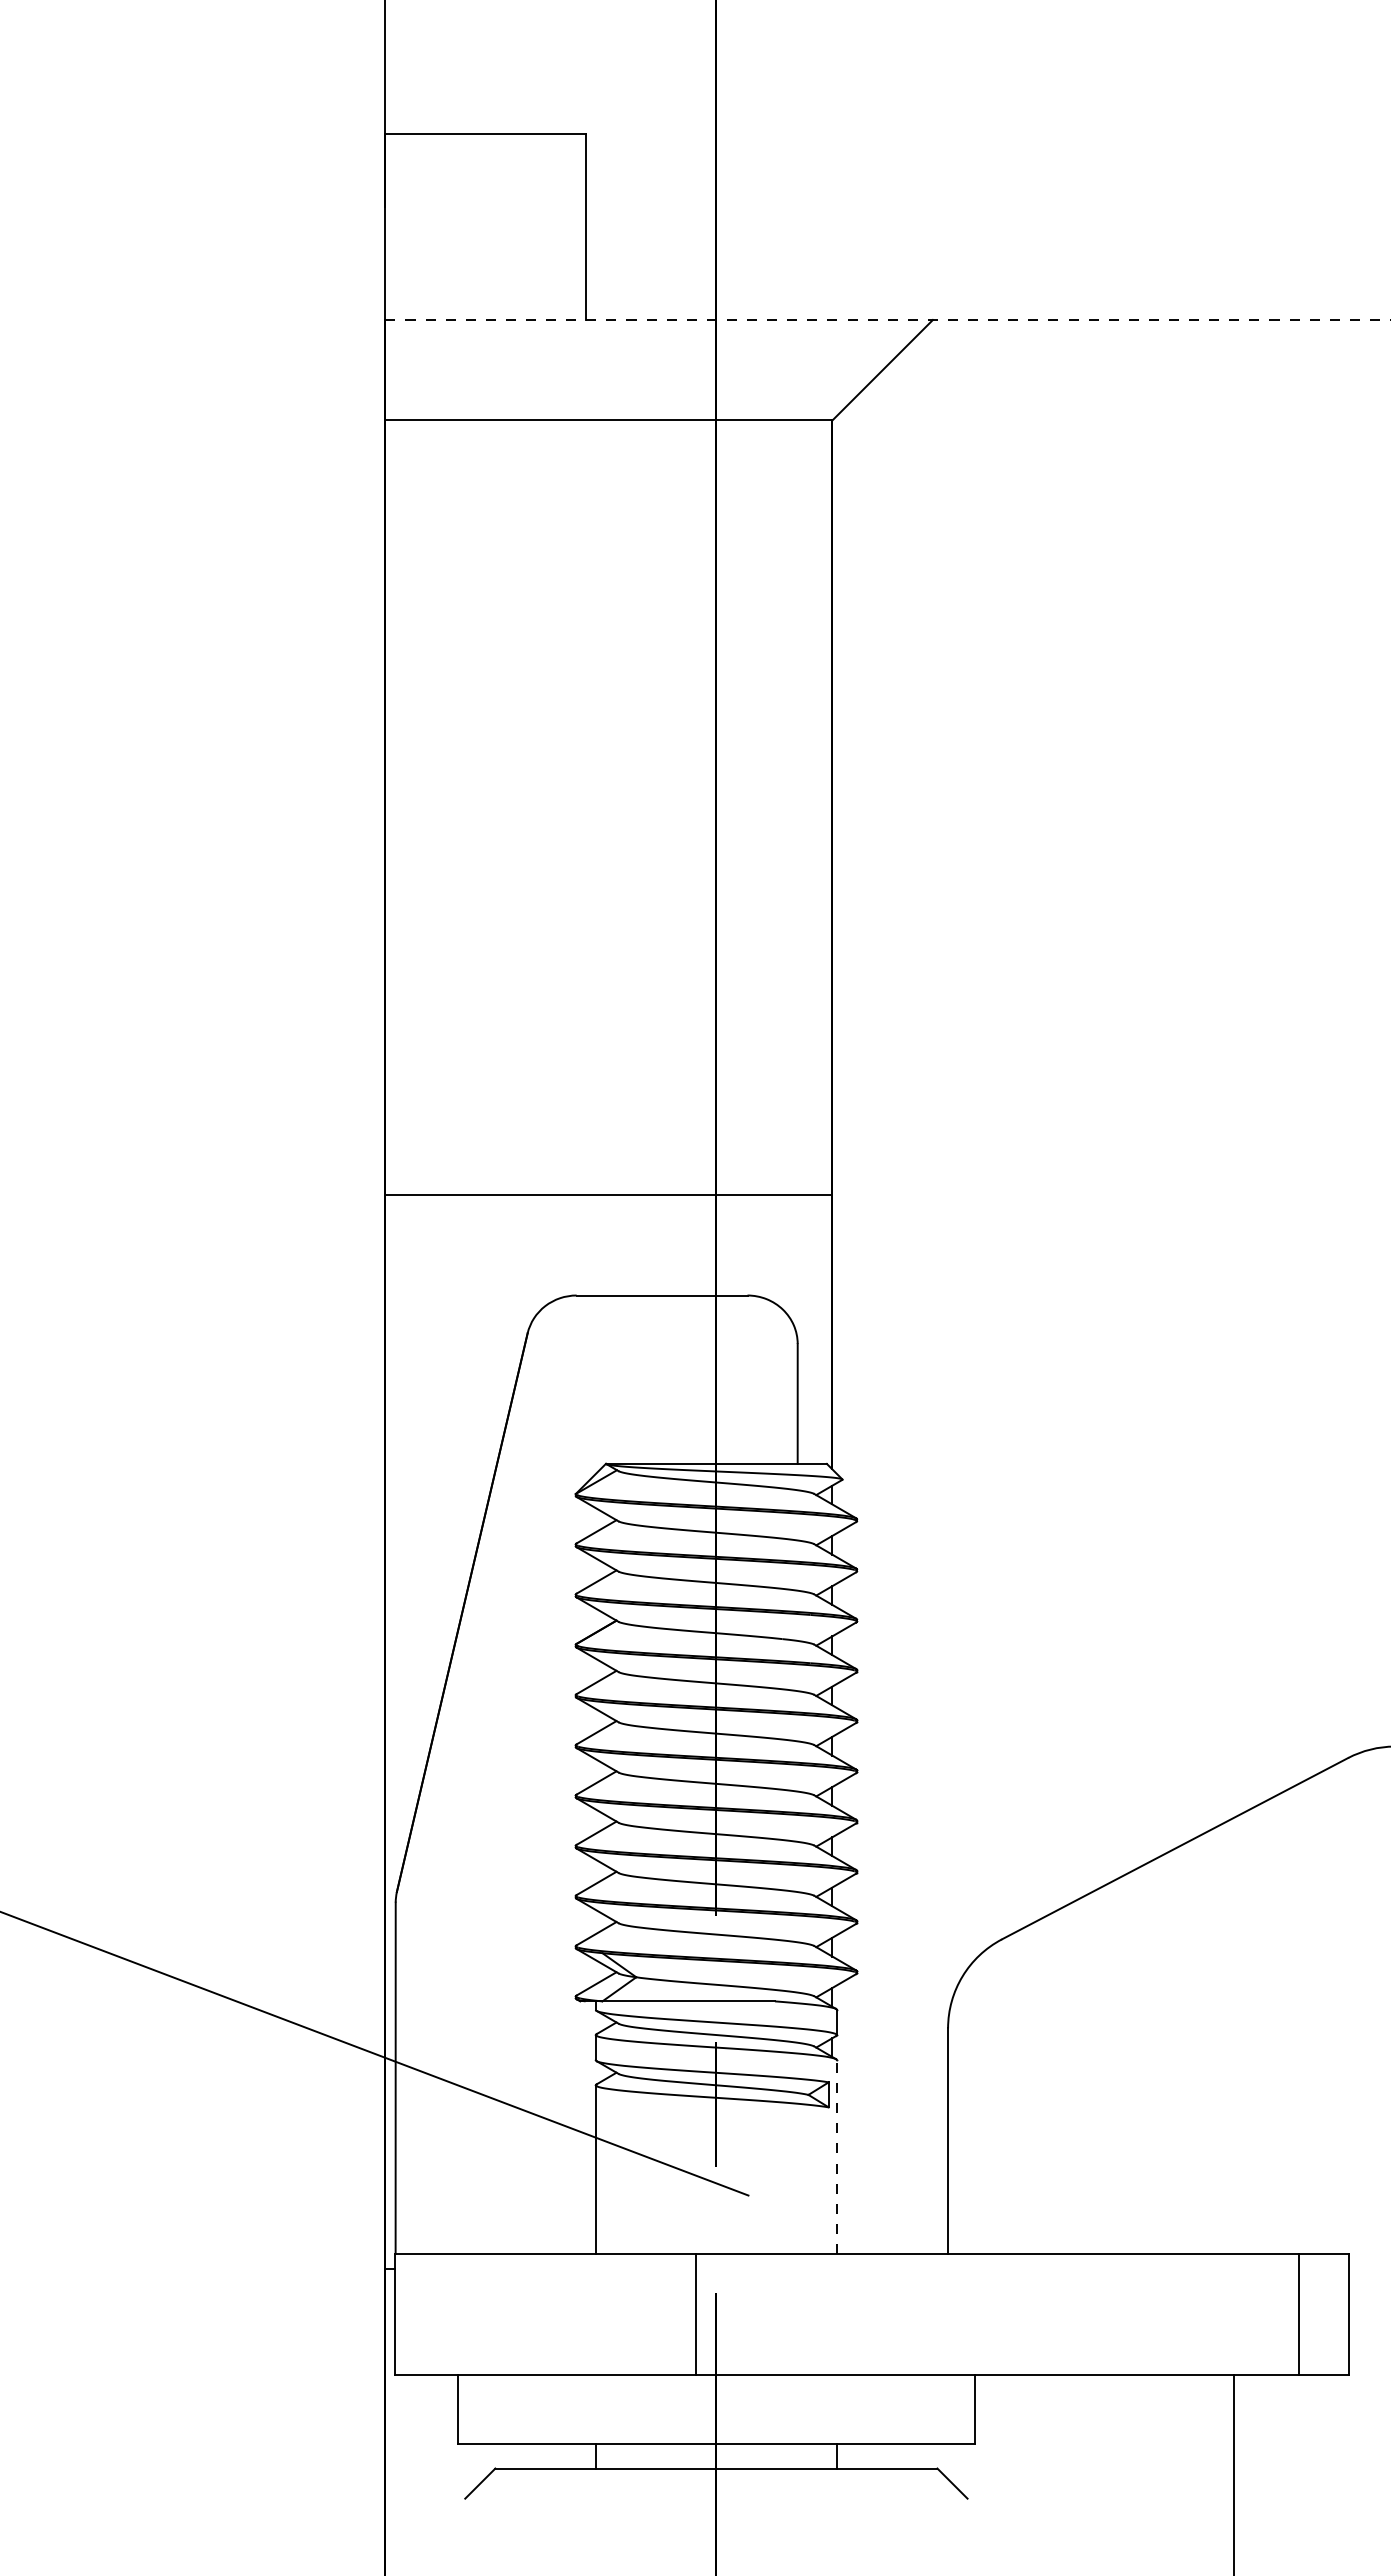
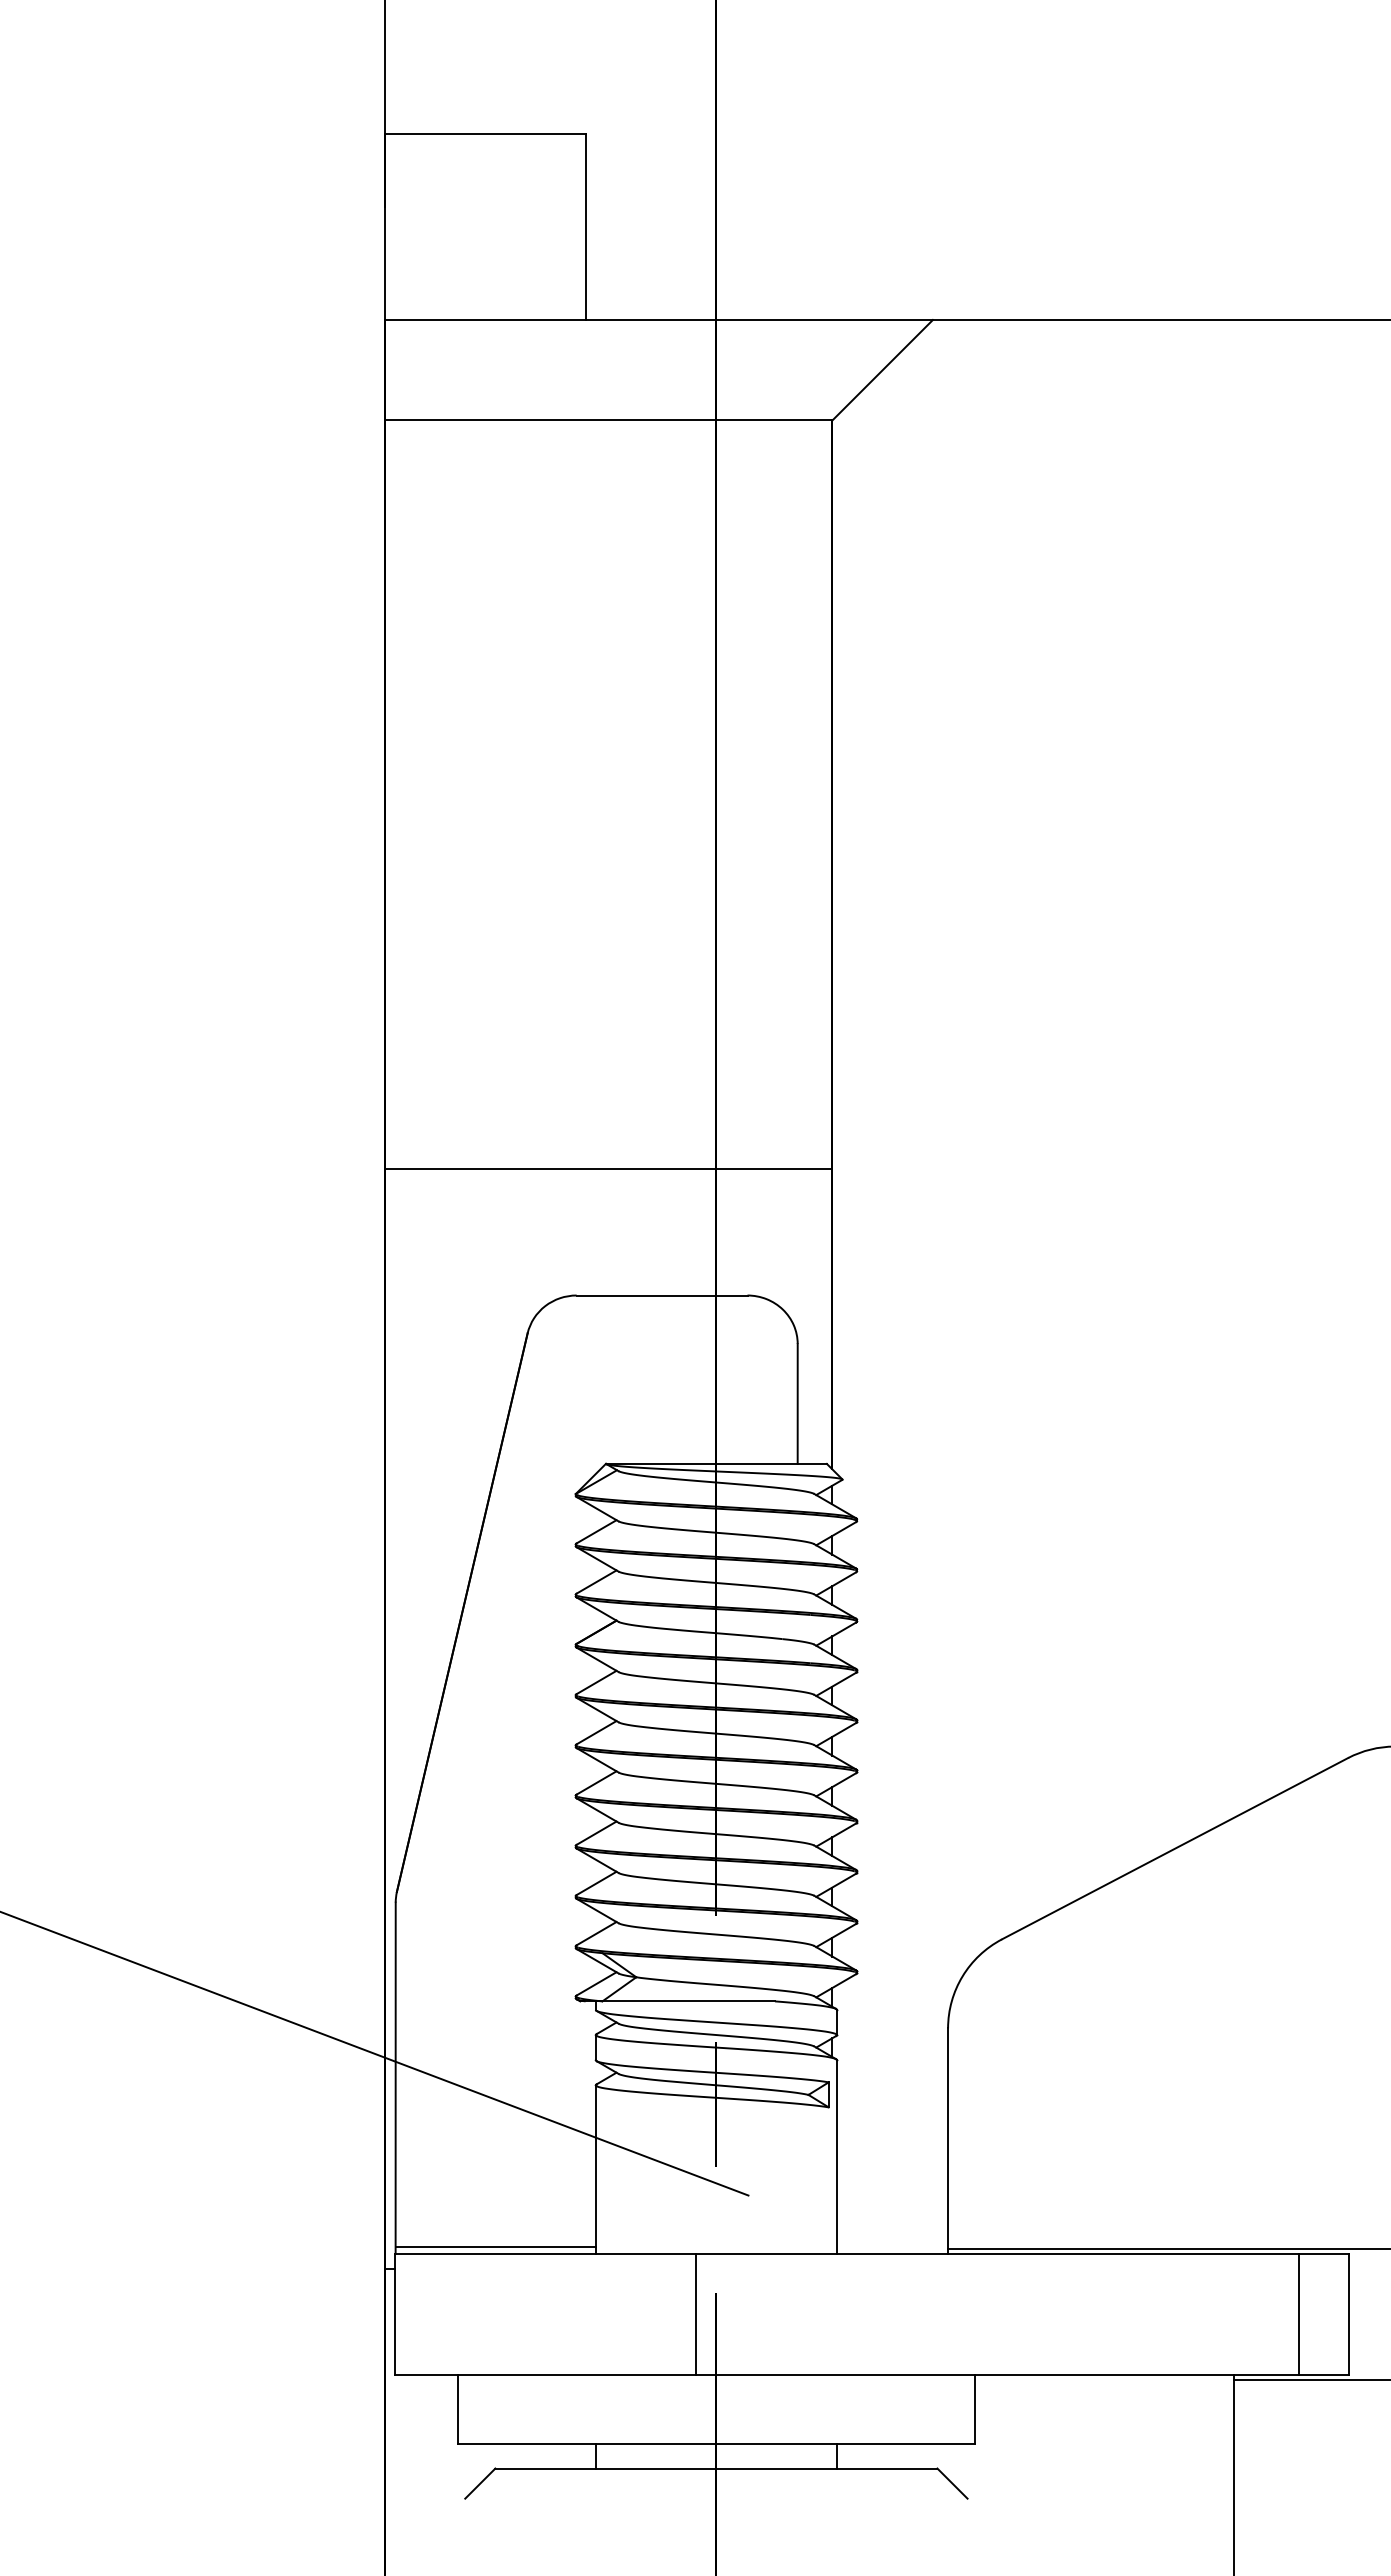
line: dashed -> solid (888, 320)
line position: (608, 1194) -> (608, 1168) (608, 1168)
line: dashed -> solid (836, 2157)
line: none -> present (495, 2246)
line: none -> present (1167, 2248)
line: none -> present (1310, 2379)
